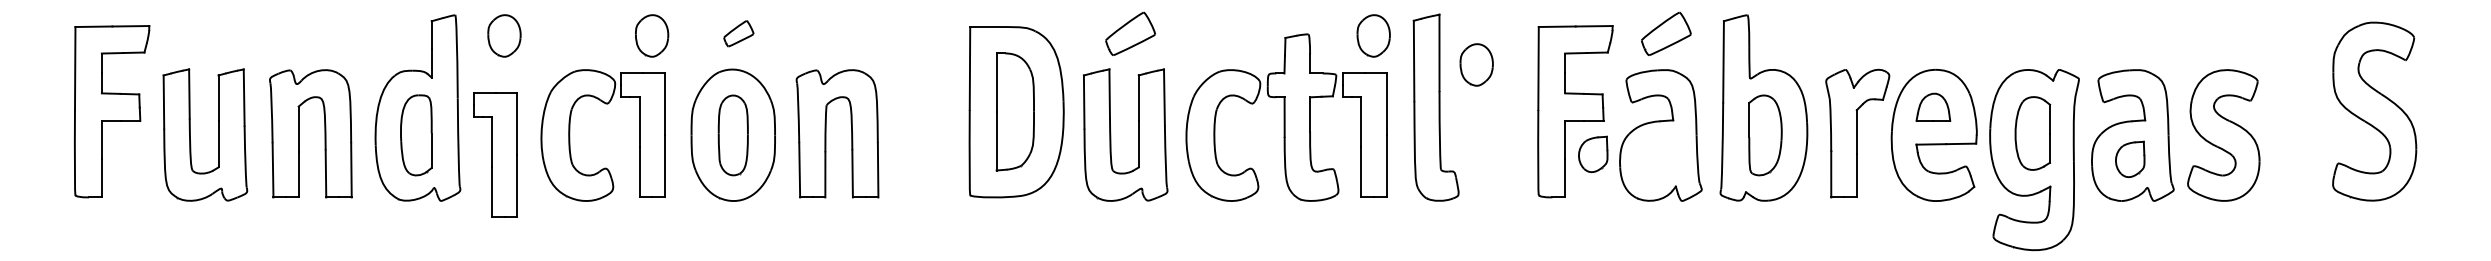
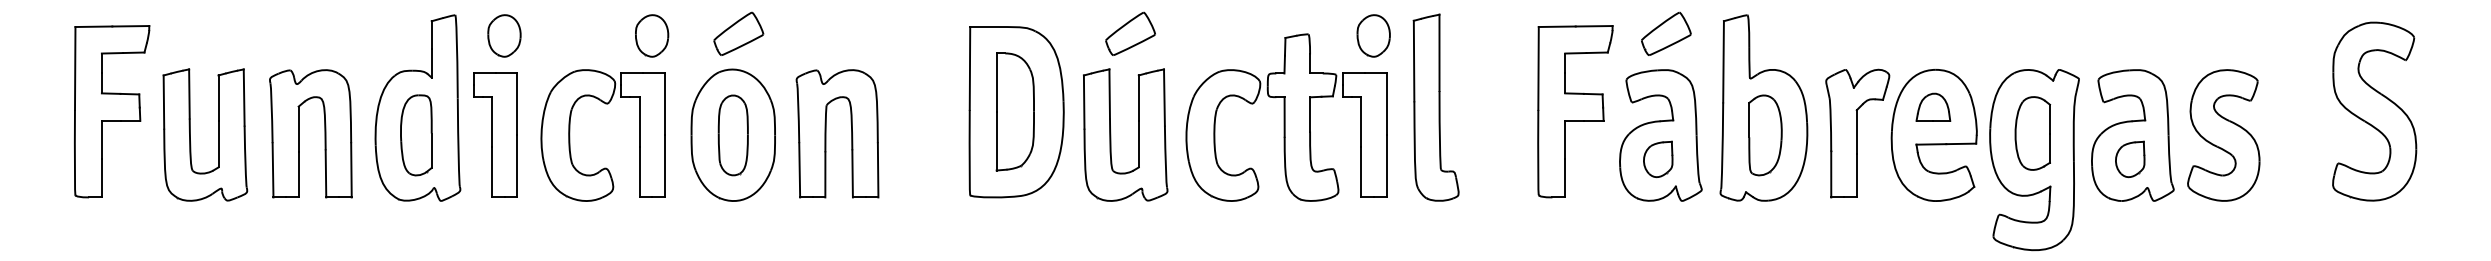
part size: 32x28 px -> 52x45 px (738, 33)
part: present -> none (1476, 64)
part position: (495, 154) -> (495, 134) (495, 134)
part position: (1593, 154) -> (1658, 159) (1658, 159)
